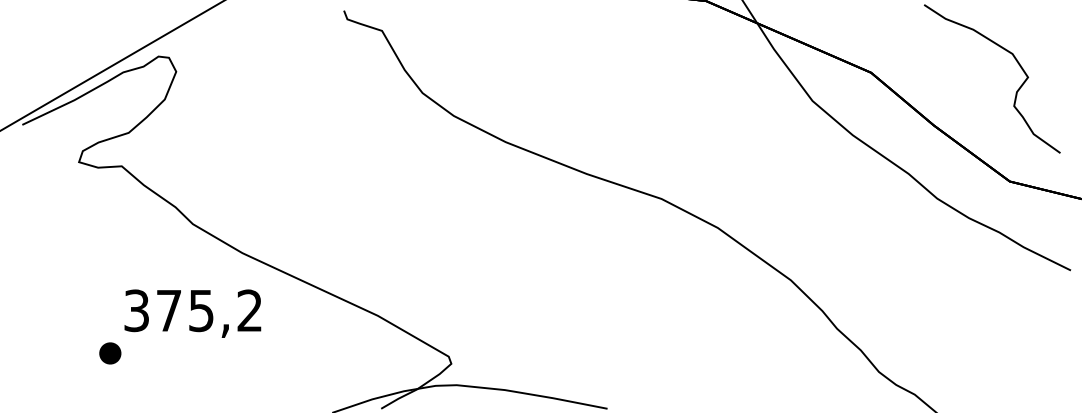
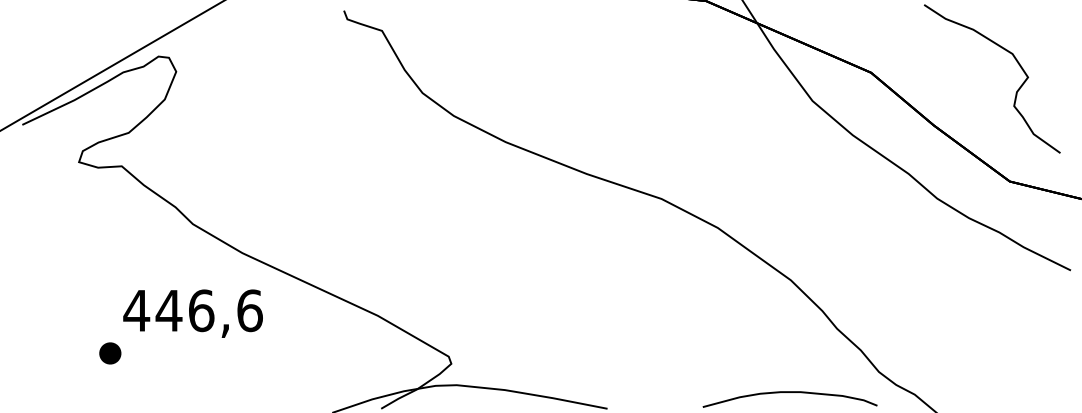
text: 375,2 -> 446,6 (192, 310)
curve: none -> present (789, 392)
